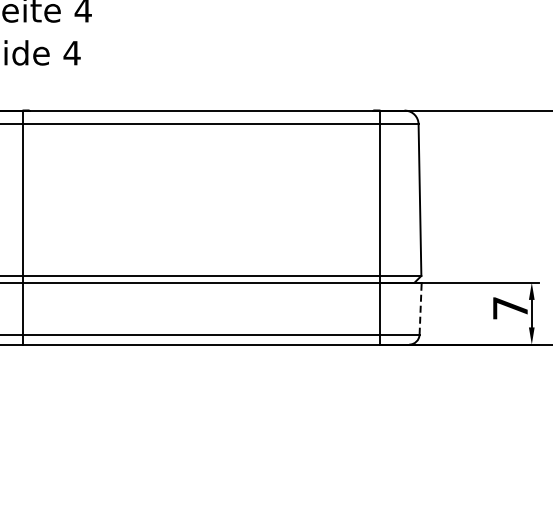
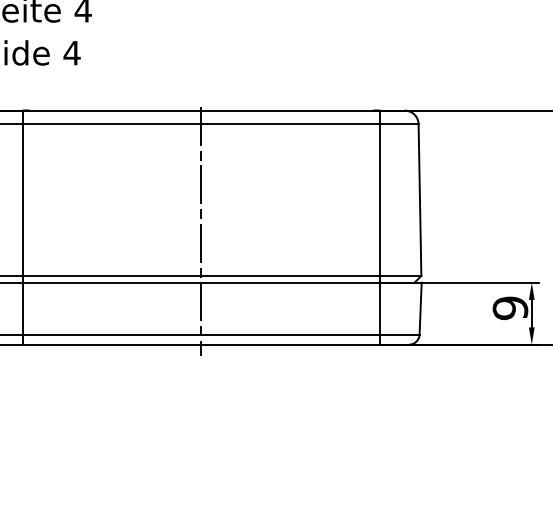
line: none -> present (201, 231)
line: dashed -> solid (420, 308)
text: 7 -> 9 (510, 308)
